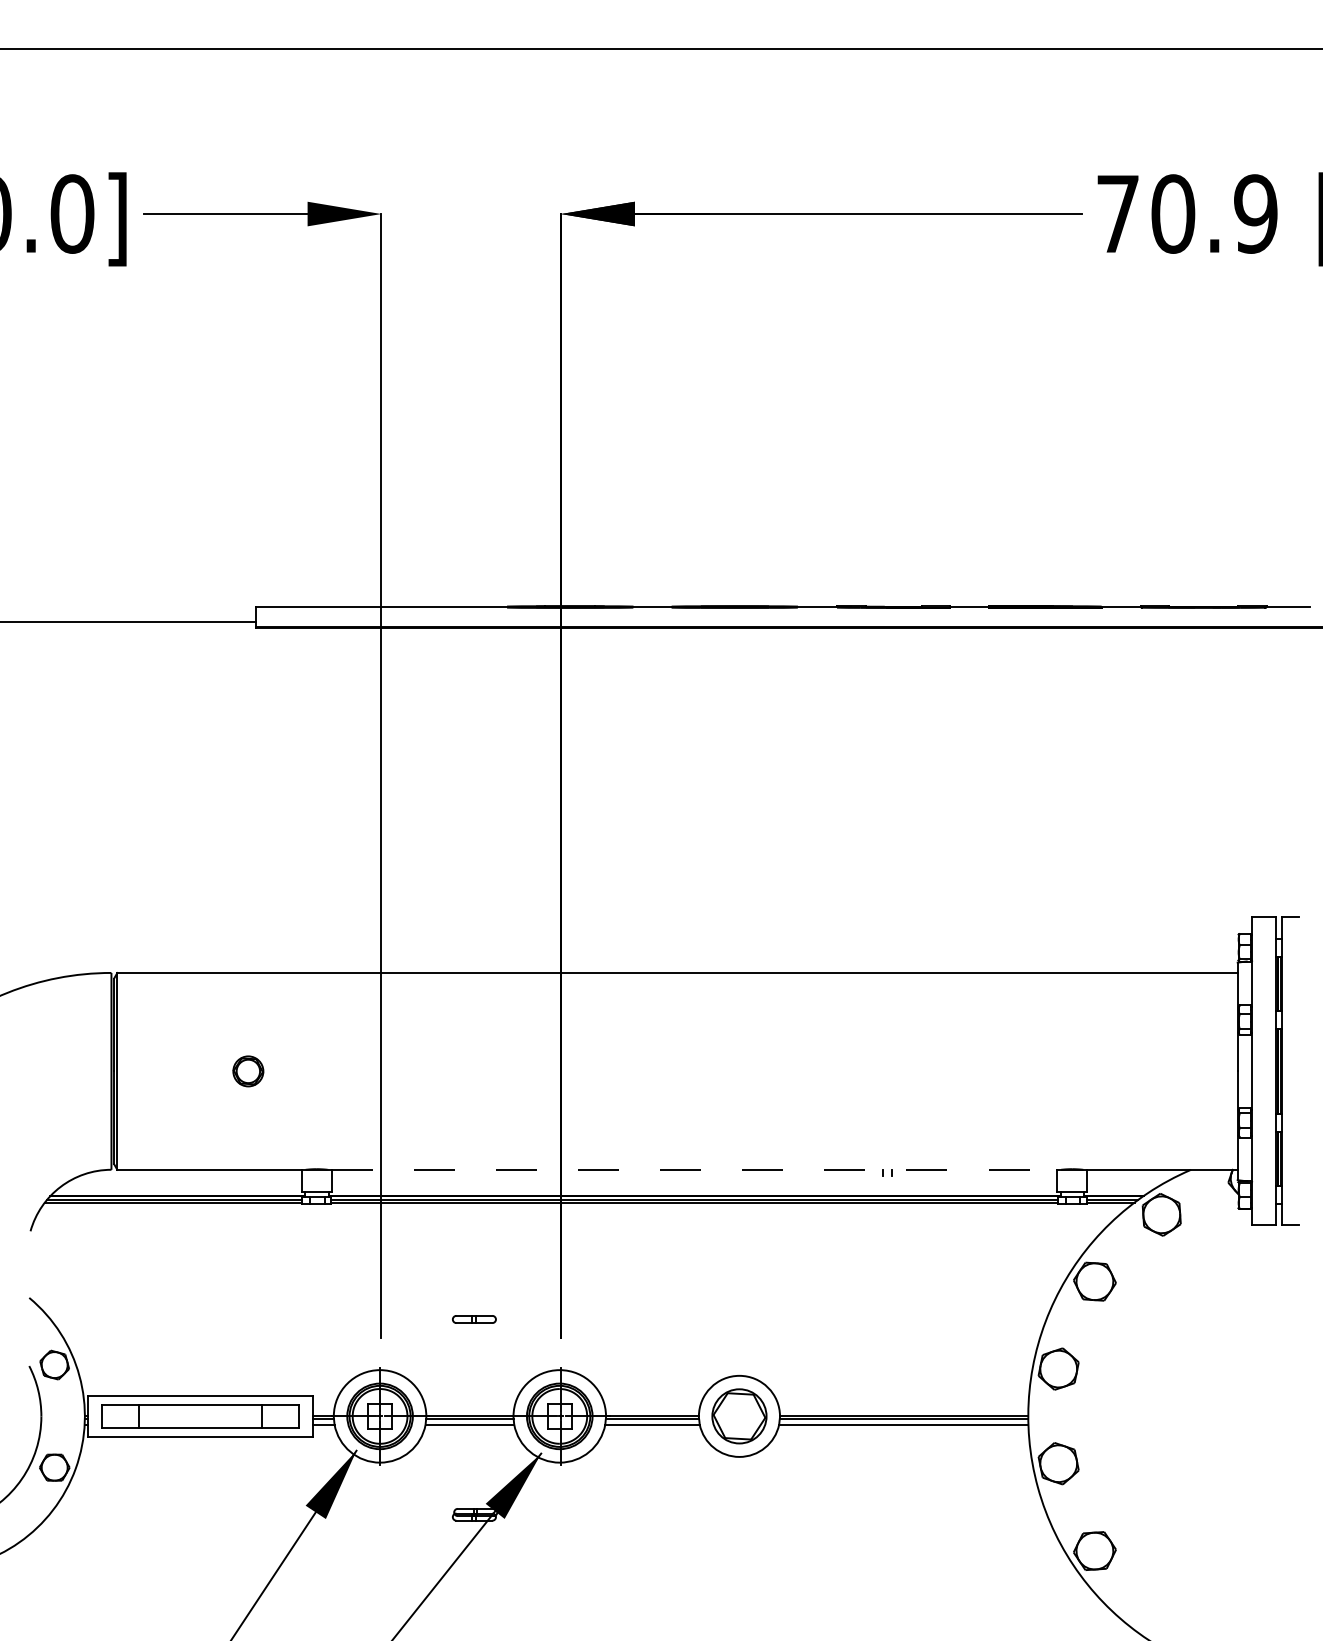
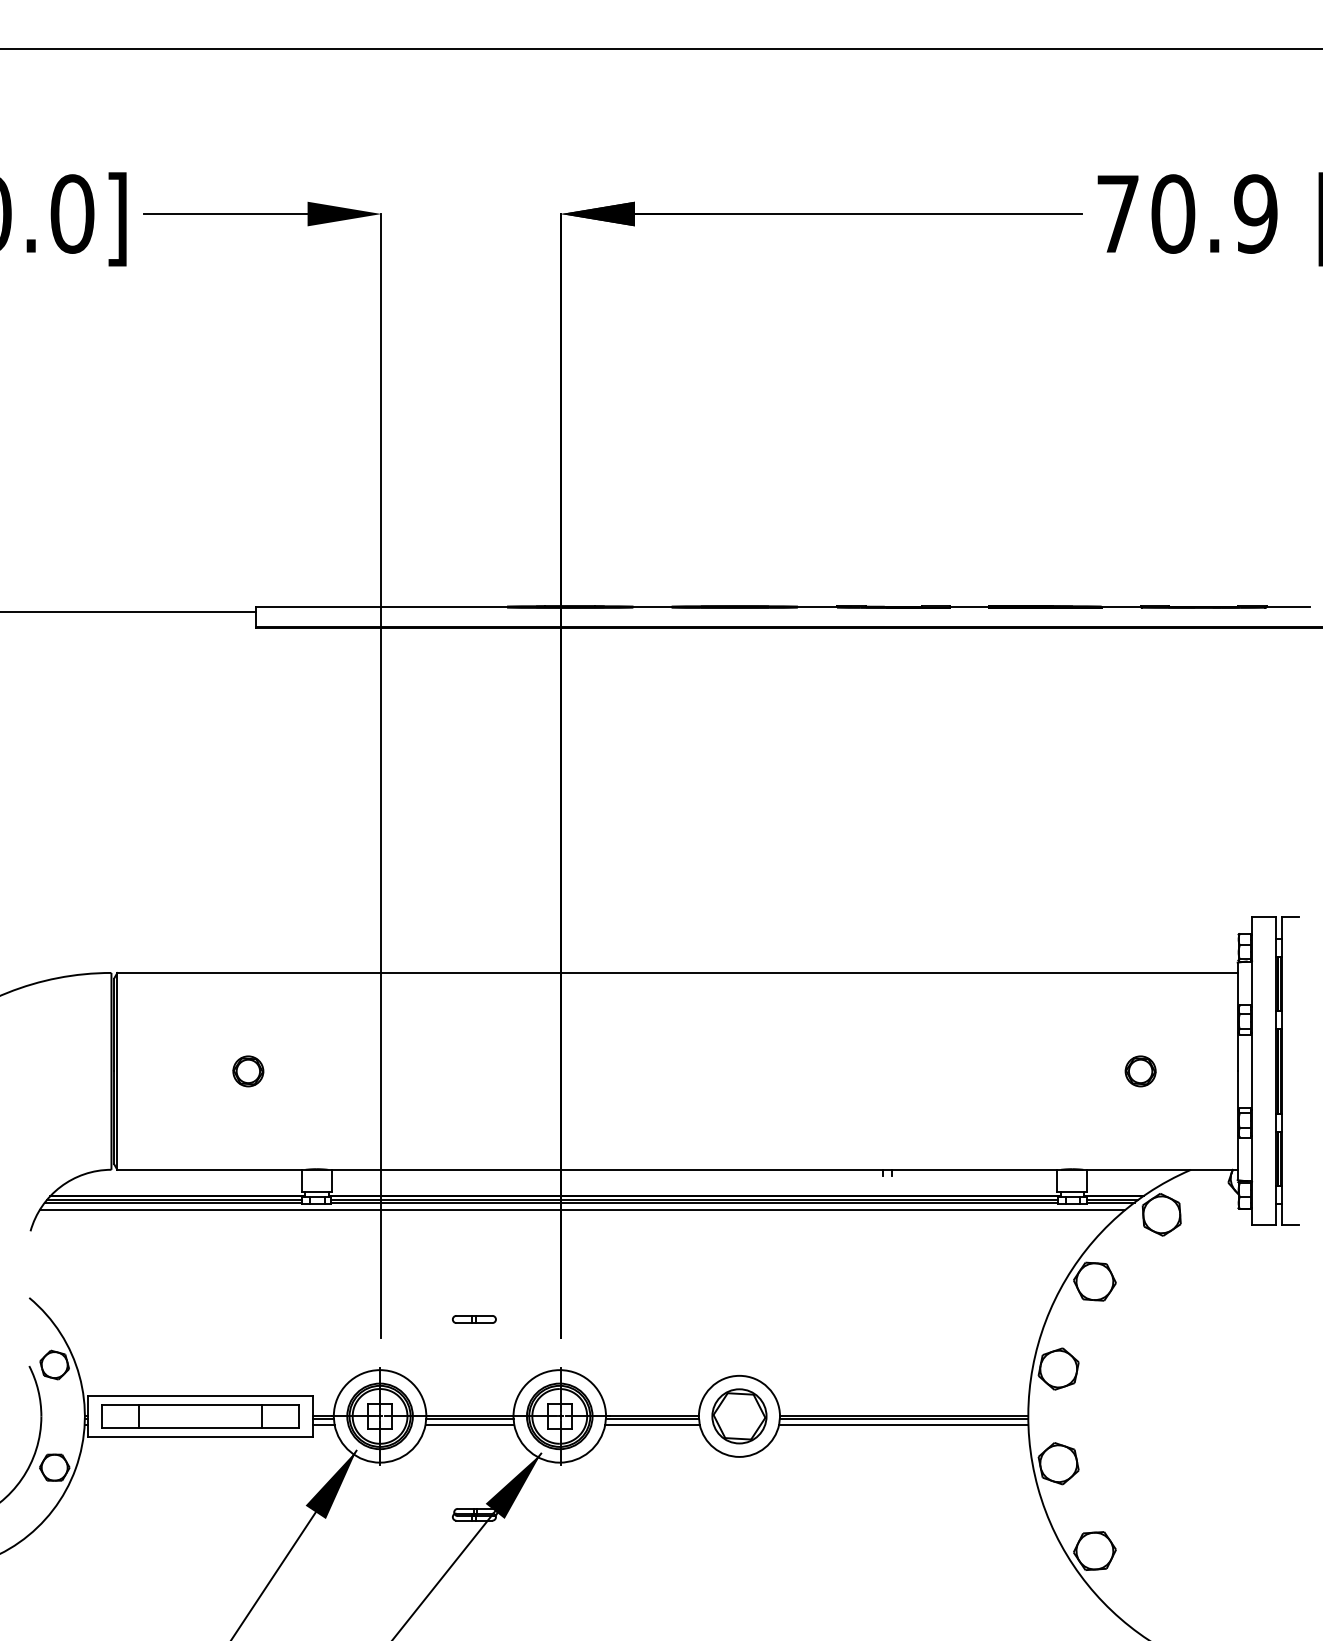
line position: (129, 621) -> (129, 611) (129, 611)
part: none -> present (1140, 1071)
line: dashed -> solid (694, 1169)
line: none -> present (582, 1209)
